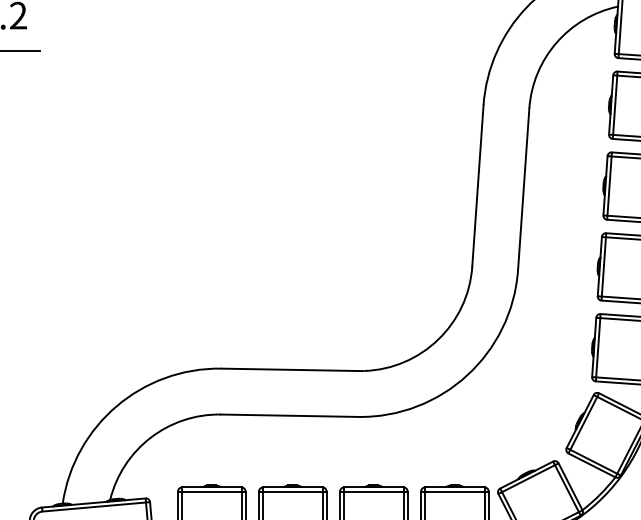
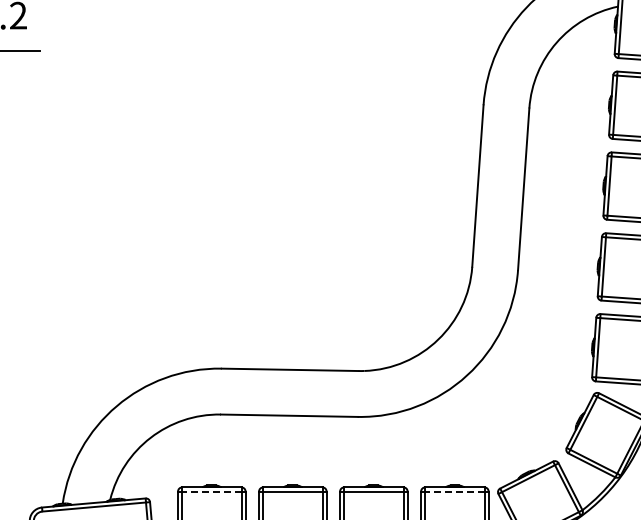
line: solid -> dashed (211, 491)
line: solid -> dashed (454, 491)
